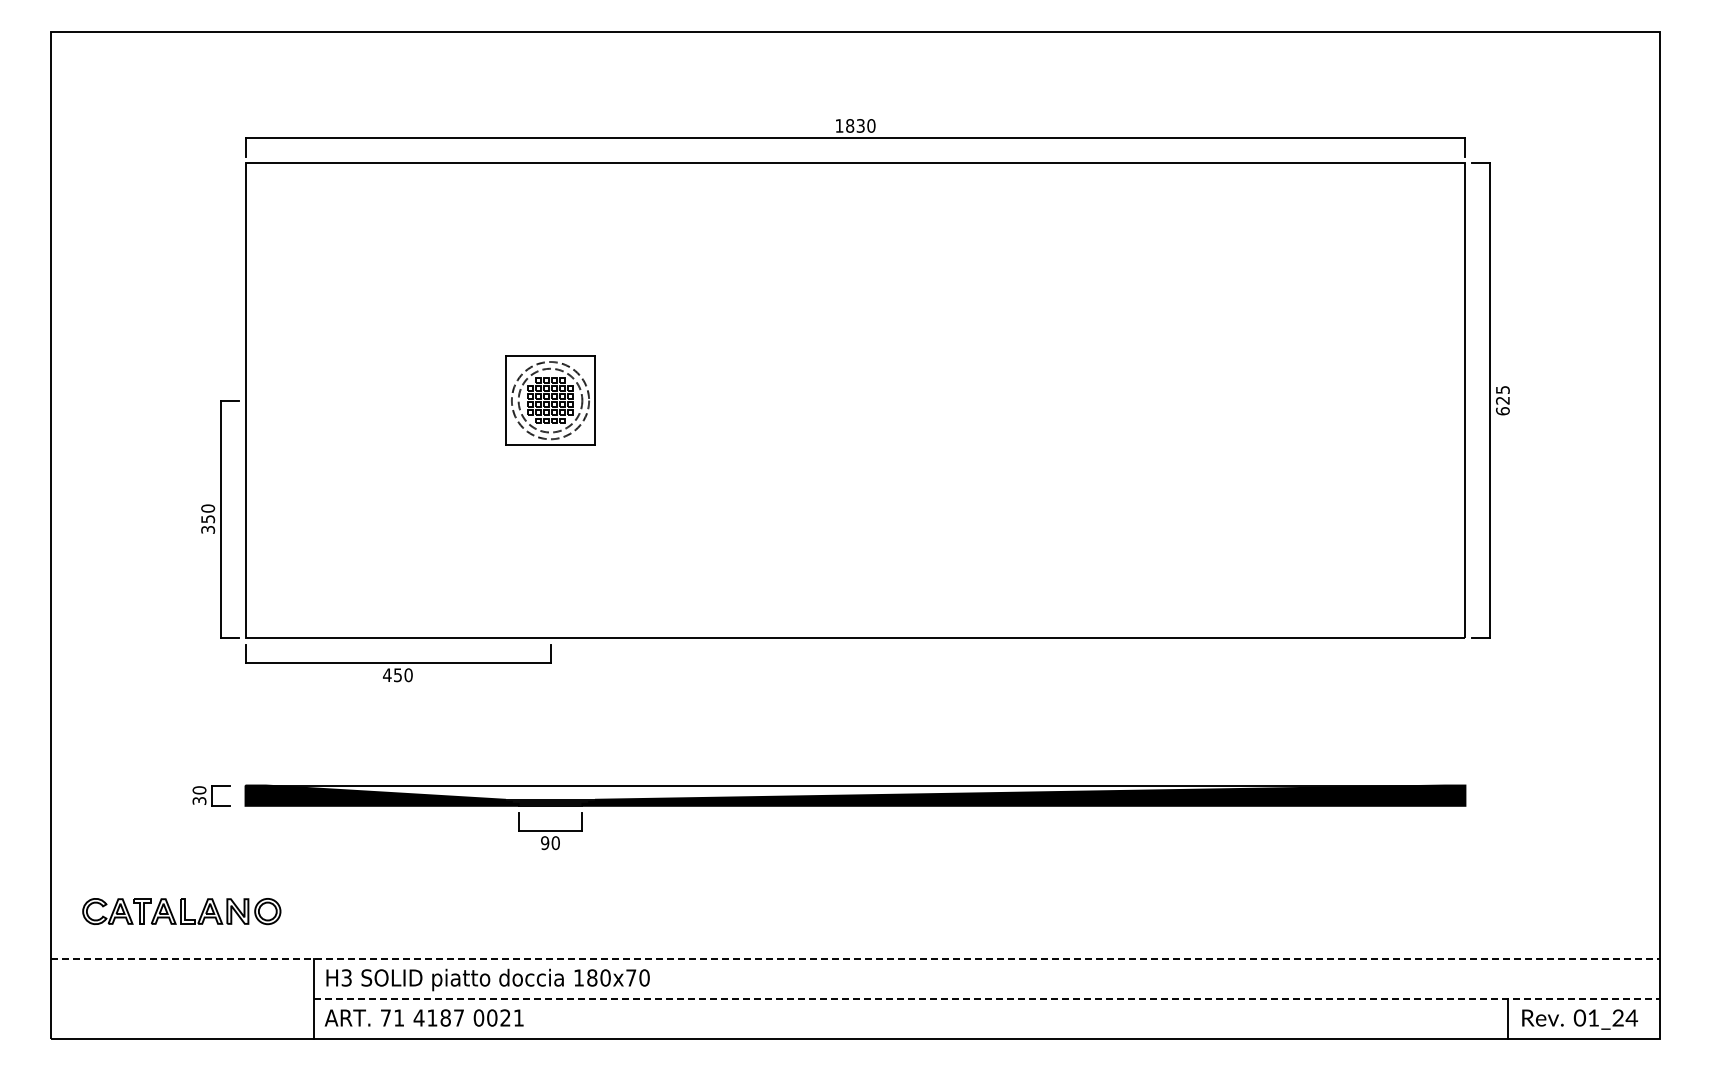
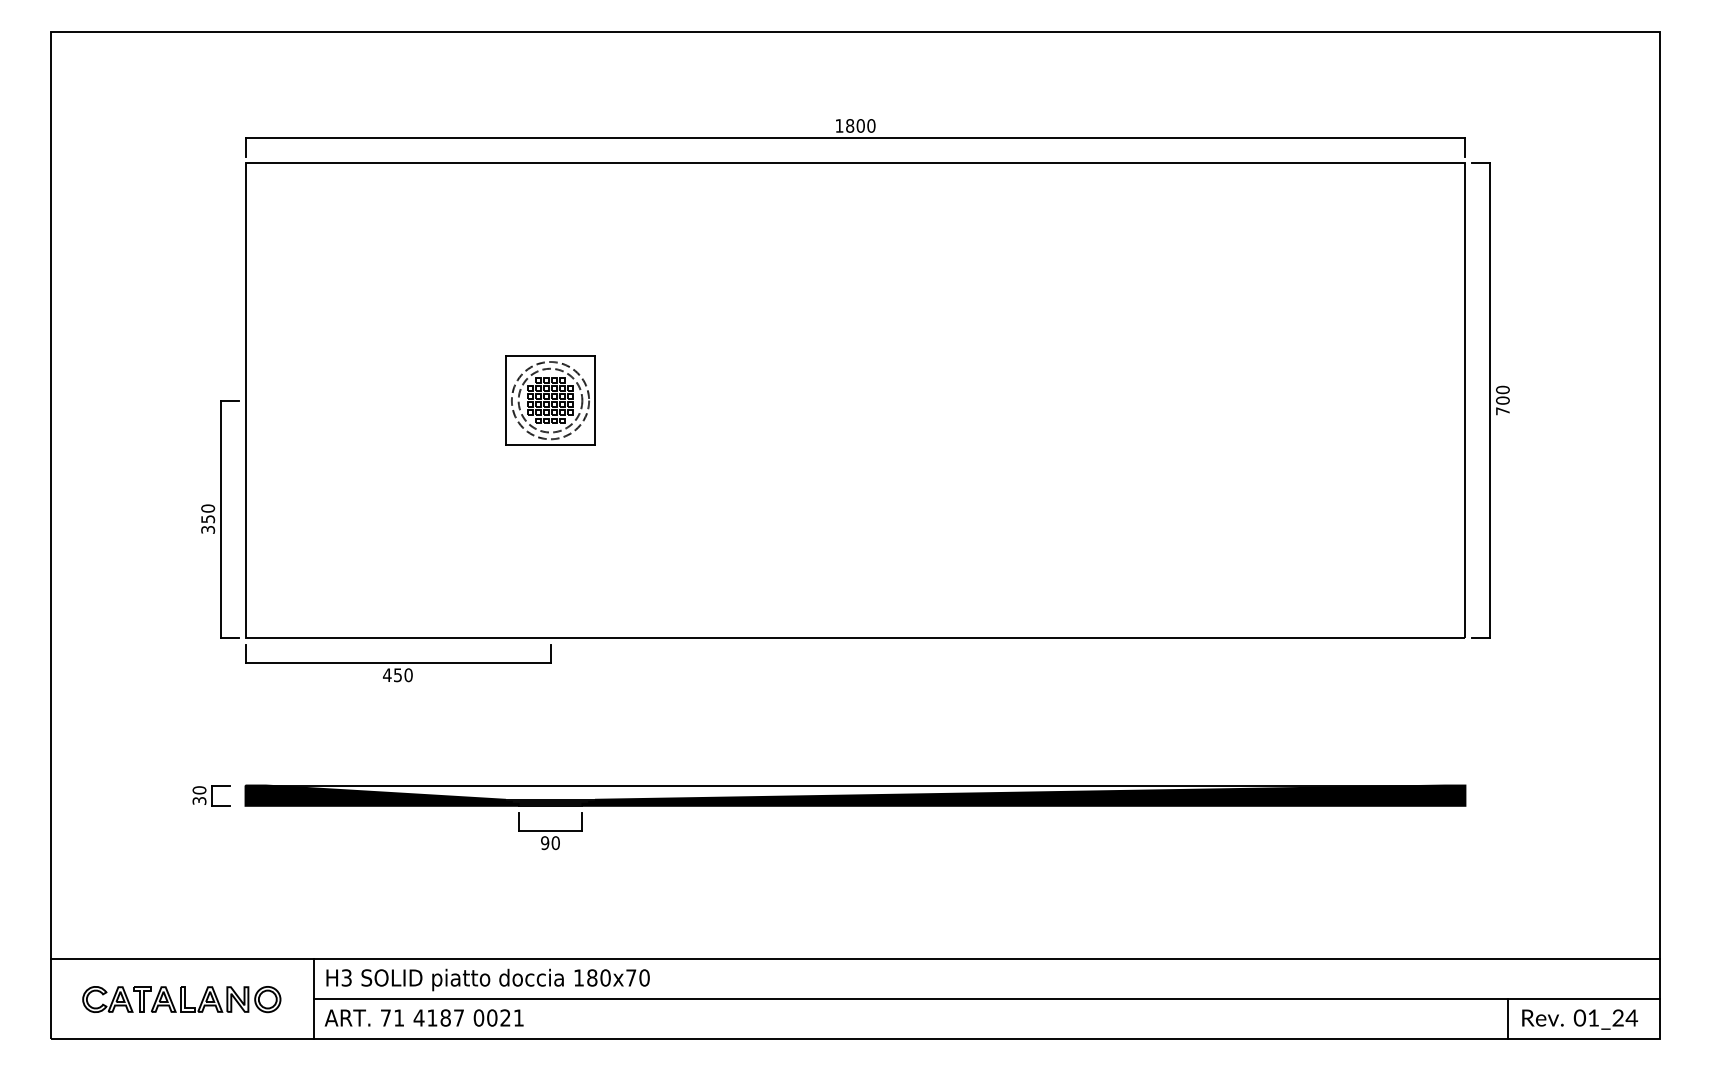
text: 1830 -> 1800 (860, 125)
text: 625 -> 700 (1502, 400)
part position: (181, 911) -> (181, 999) (181, 999)
line: dashed -> solid (855, 958)
line: dashed -> solid (986, 998)
